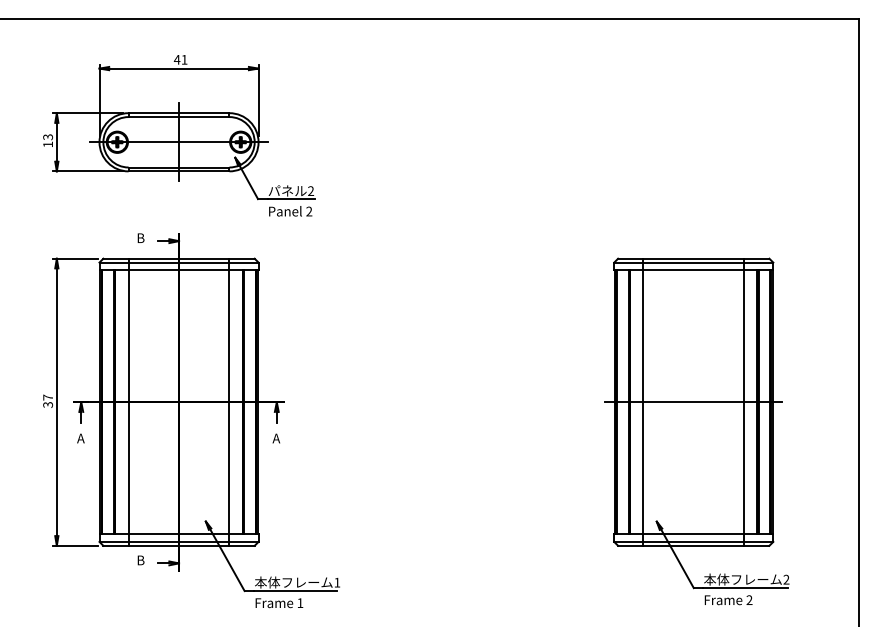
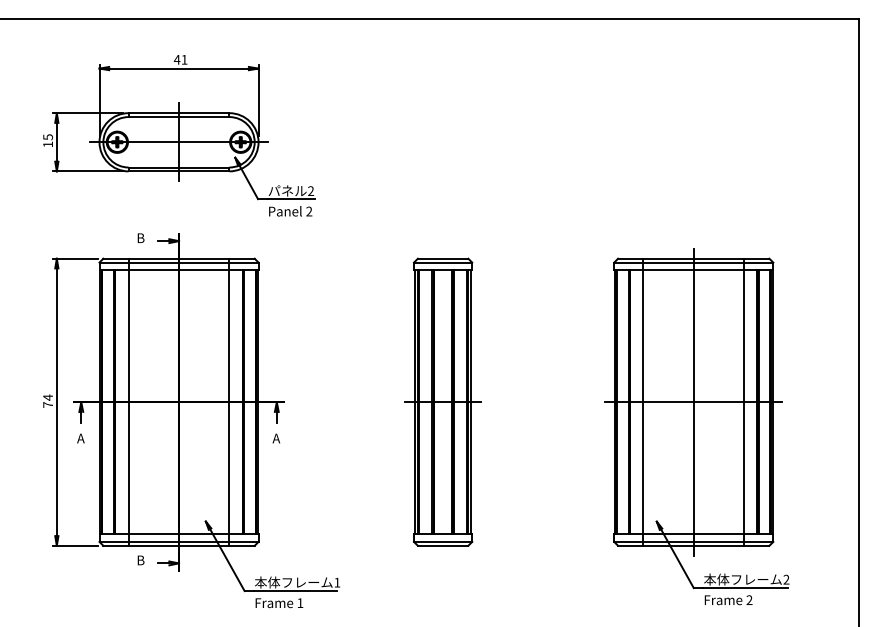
text: 13 -> 15 (47, 136)
text: 37 -> 74 (48, 400)
part: none -> present (442, 401)
line: none -> present (693, 402)
